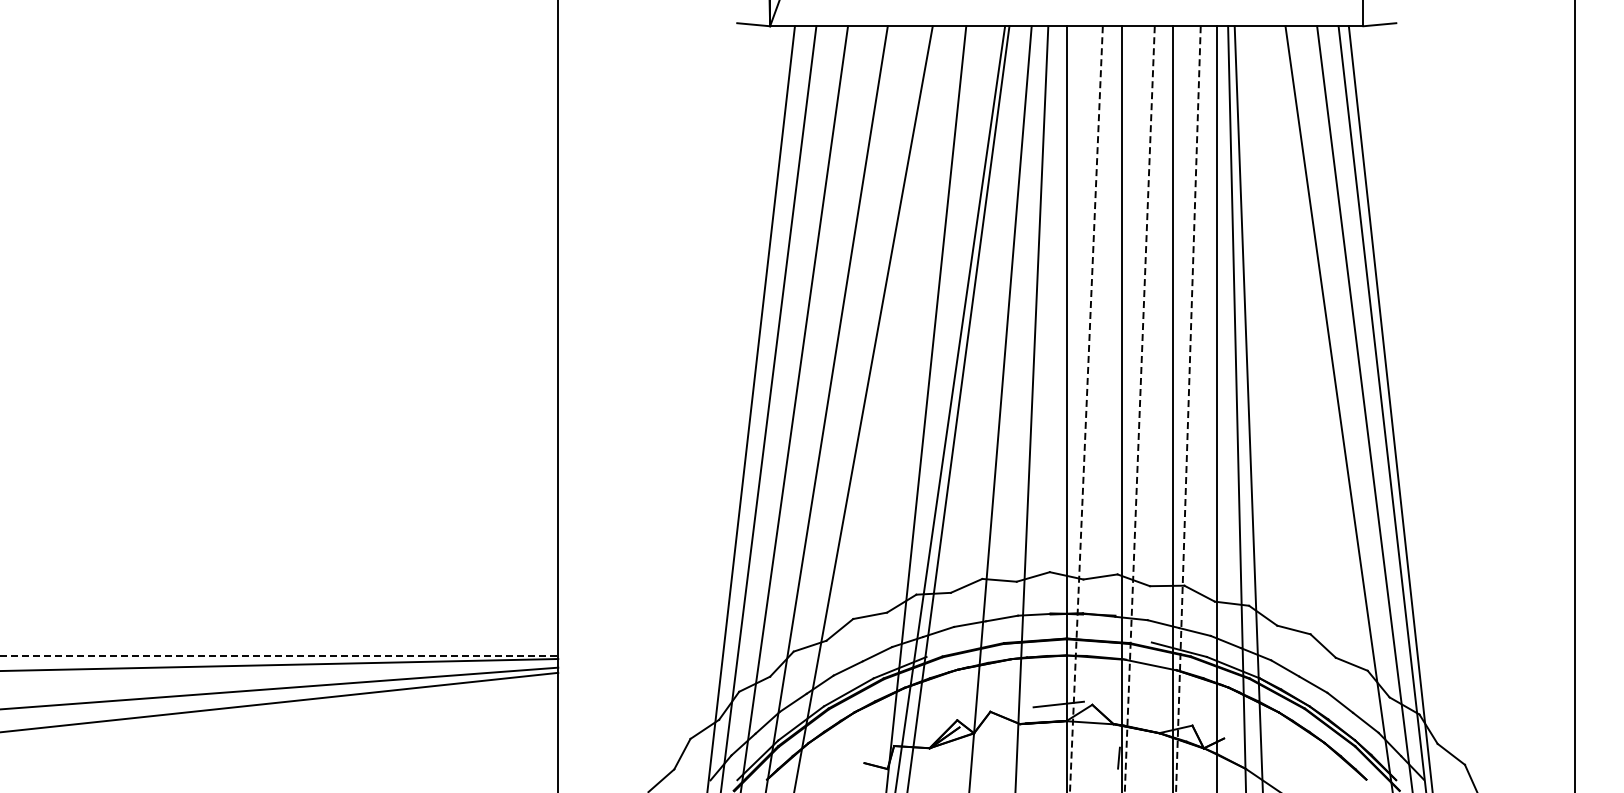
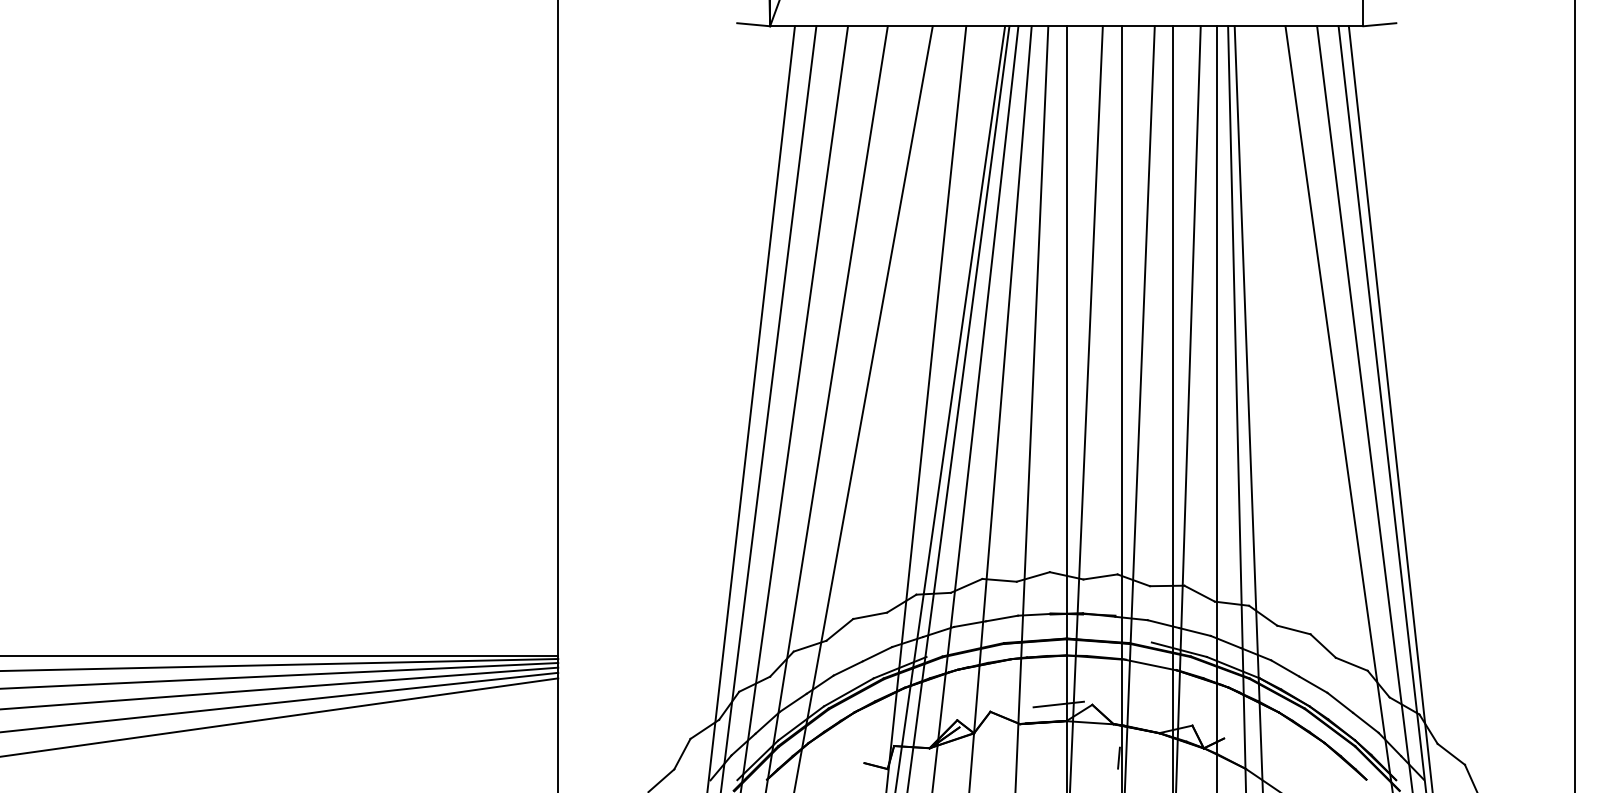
line: none -> present (975, 407)
line: dashed -> solid (1086, 409)
line: dashed -> solid (1139, 409)
line: dashed -> solid (1188, 410)
line: dashed -> solid (279, 655)
line: none -> present (280, 675)
line: none -> present (280, 717)
